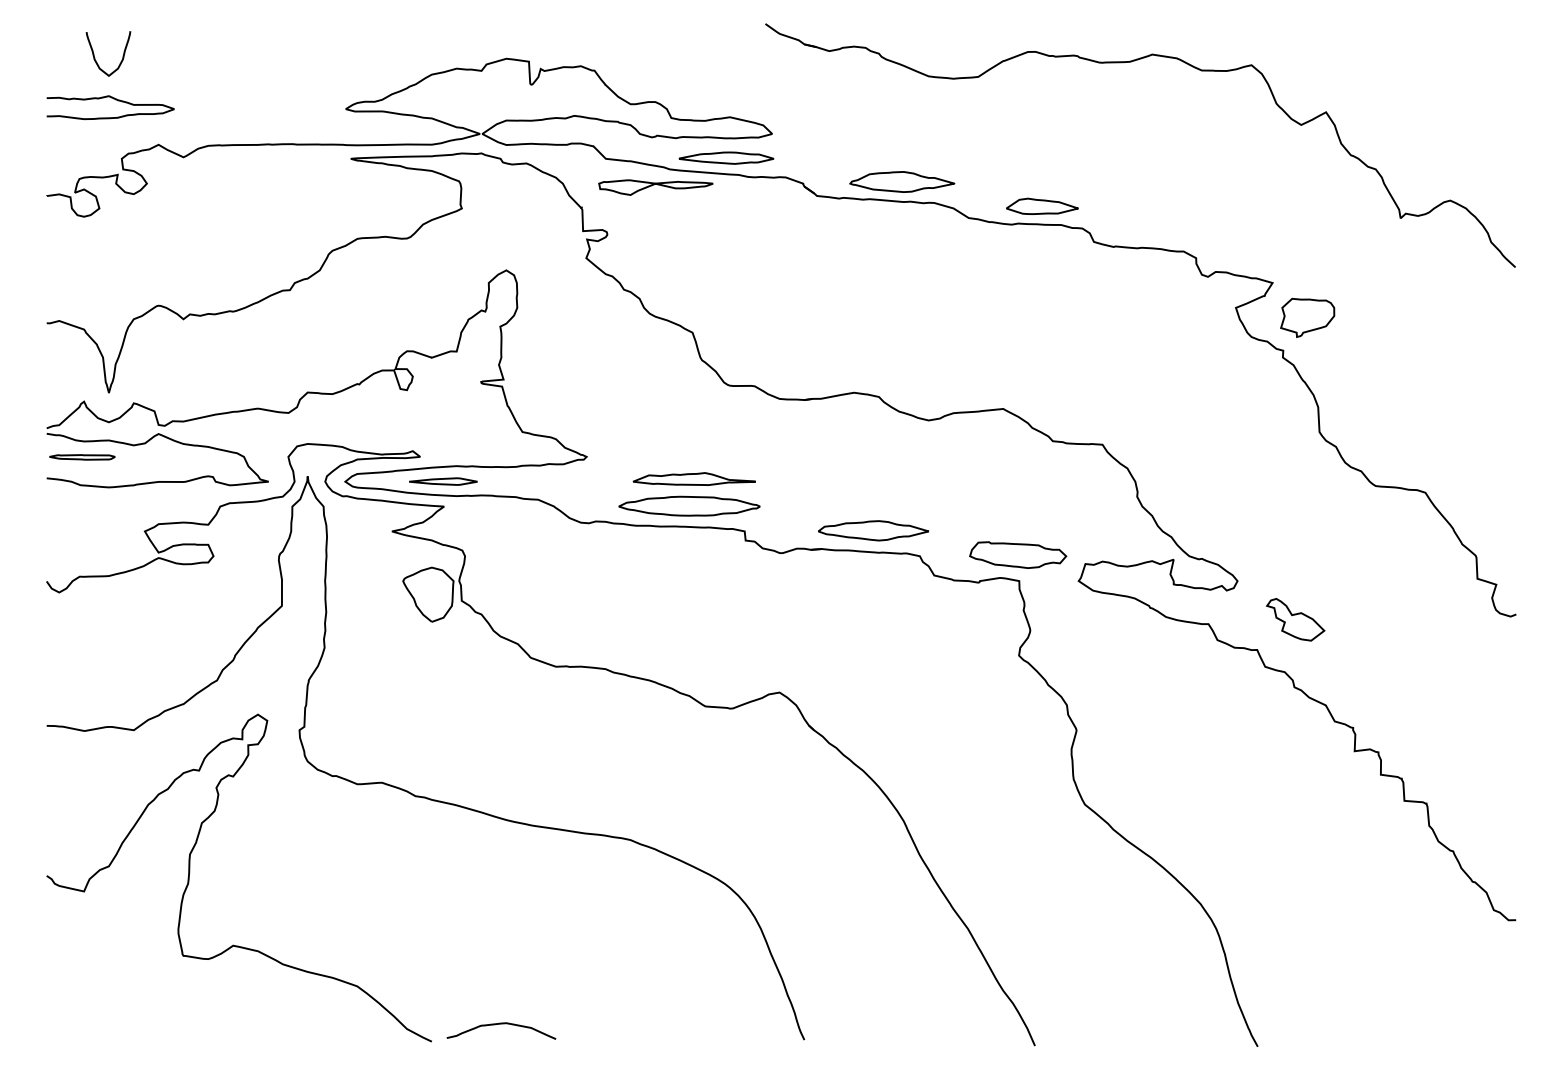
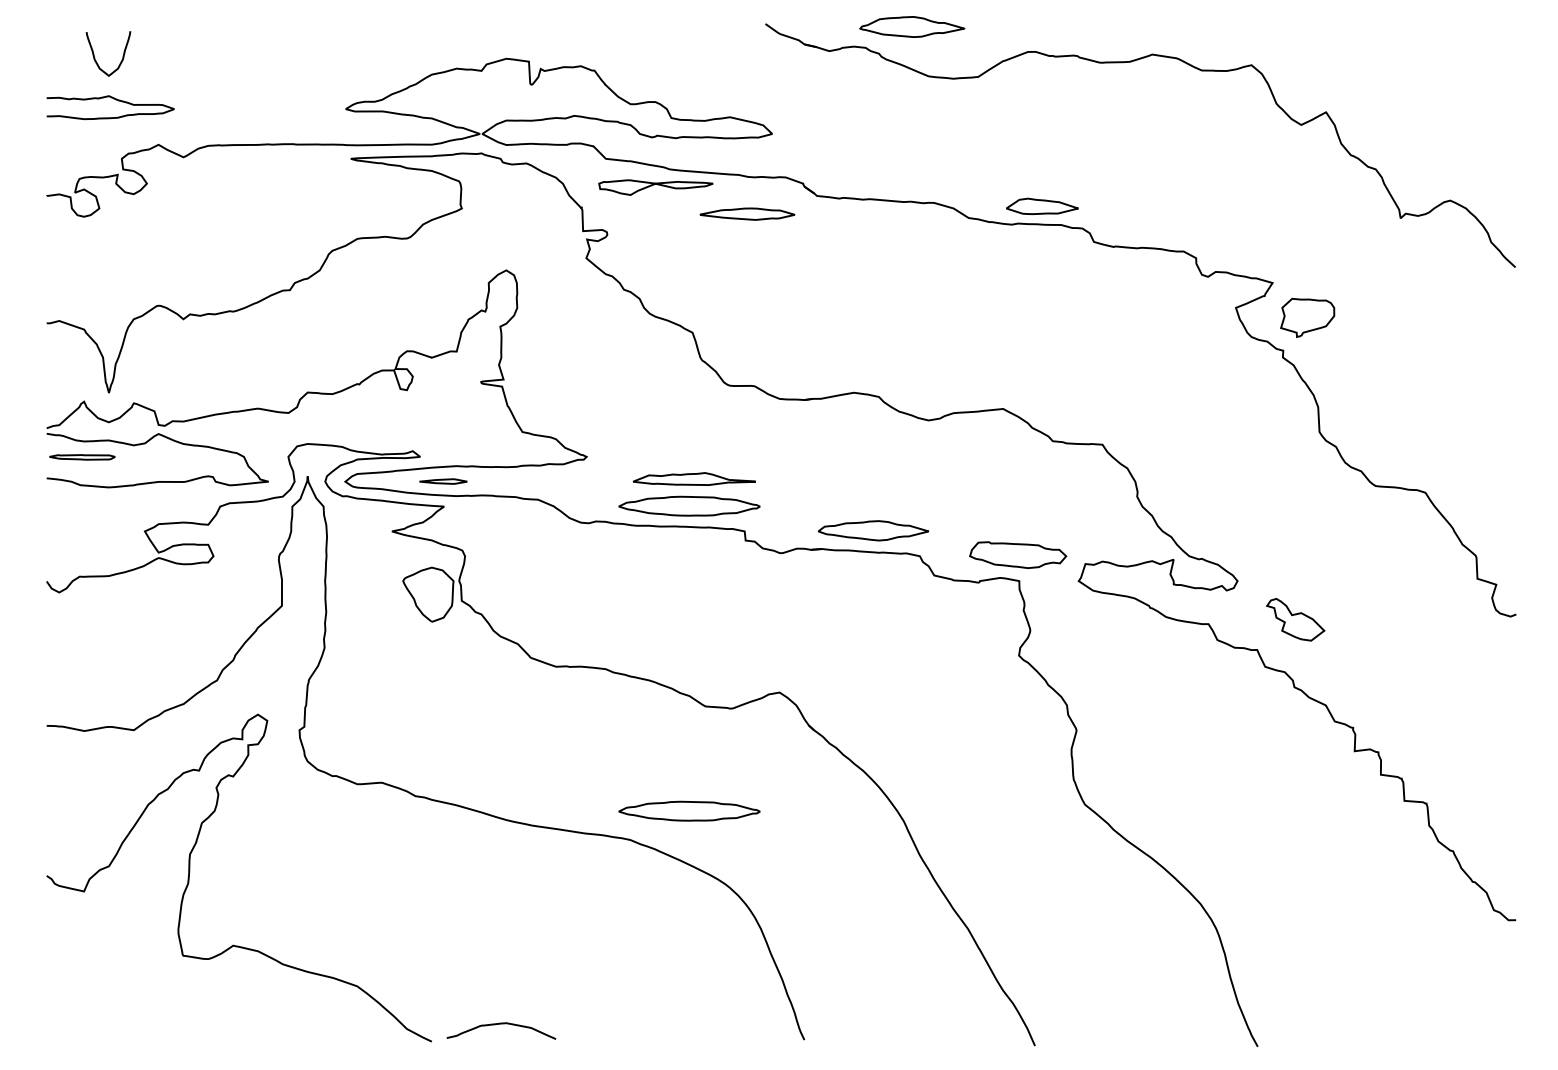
part position: (726, 157) -> (747, 213) (747, 213)
part position: (902, 181) -> (912, 26) (912, 26)
part size: 69x9 px -> 49x7 px (443, 481)
part: none -> present (689, 810)
